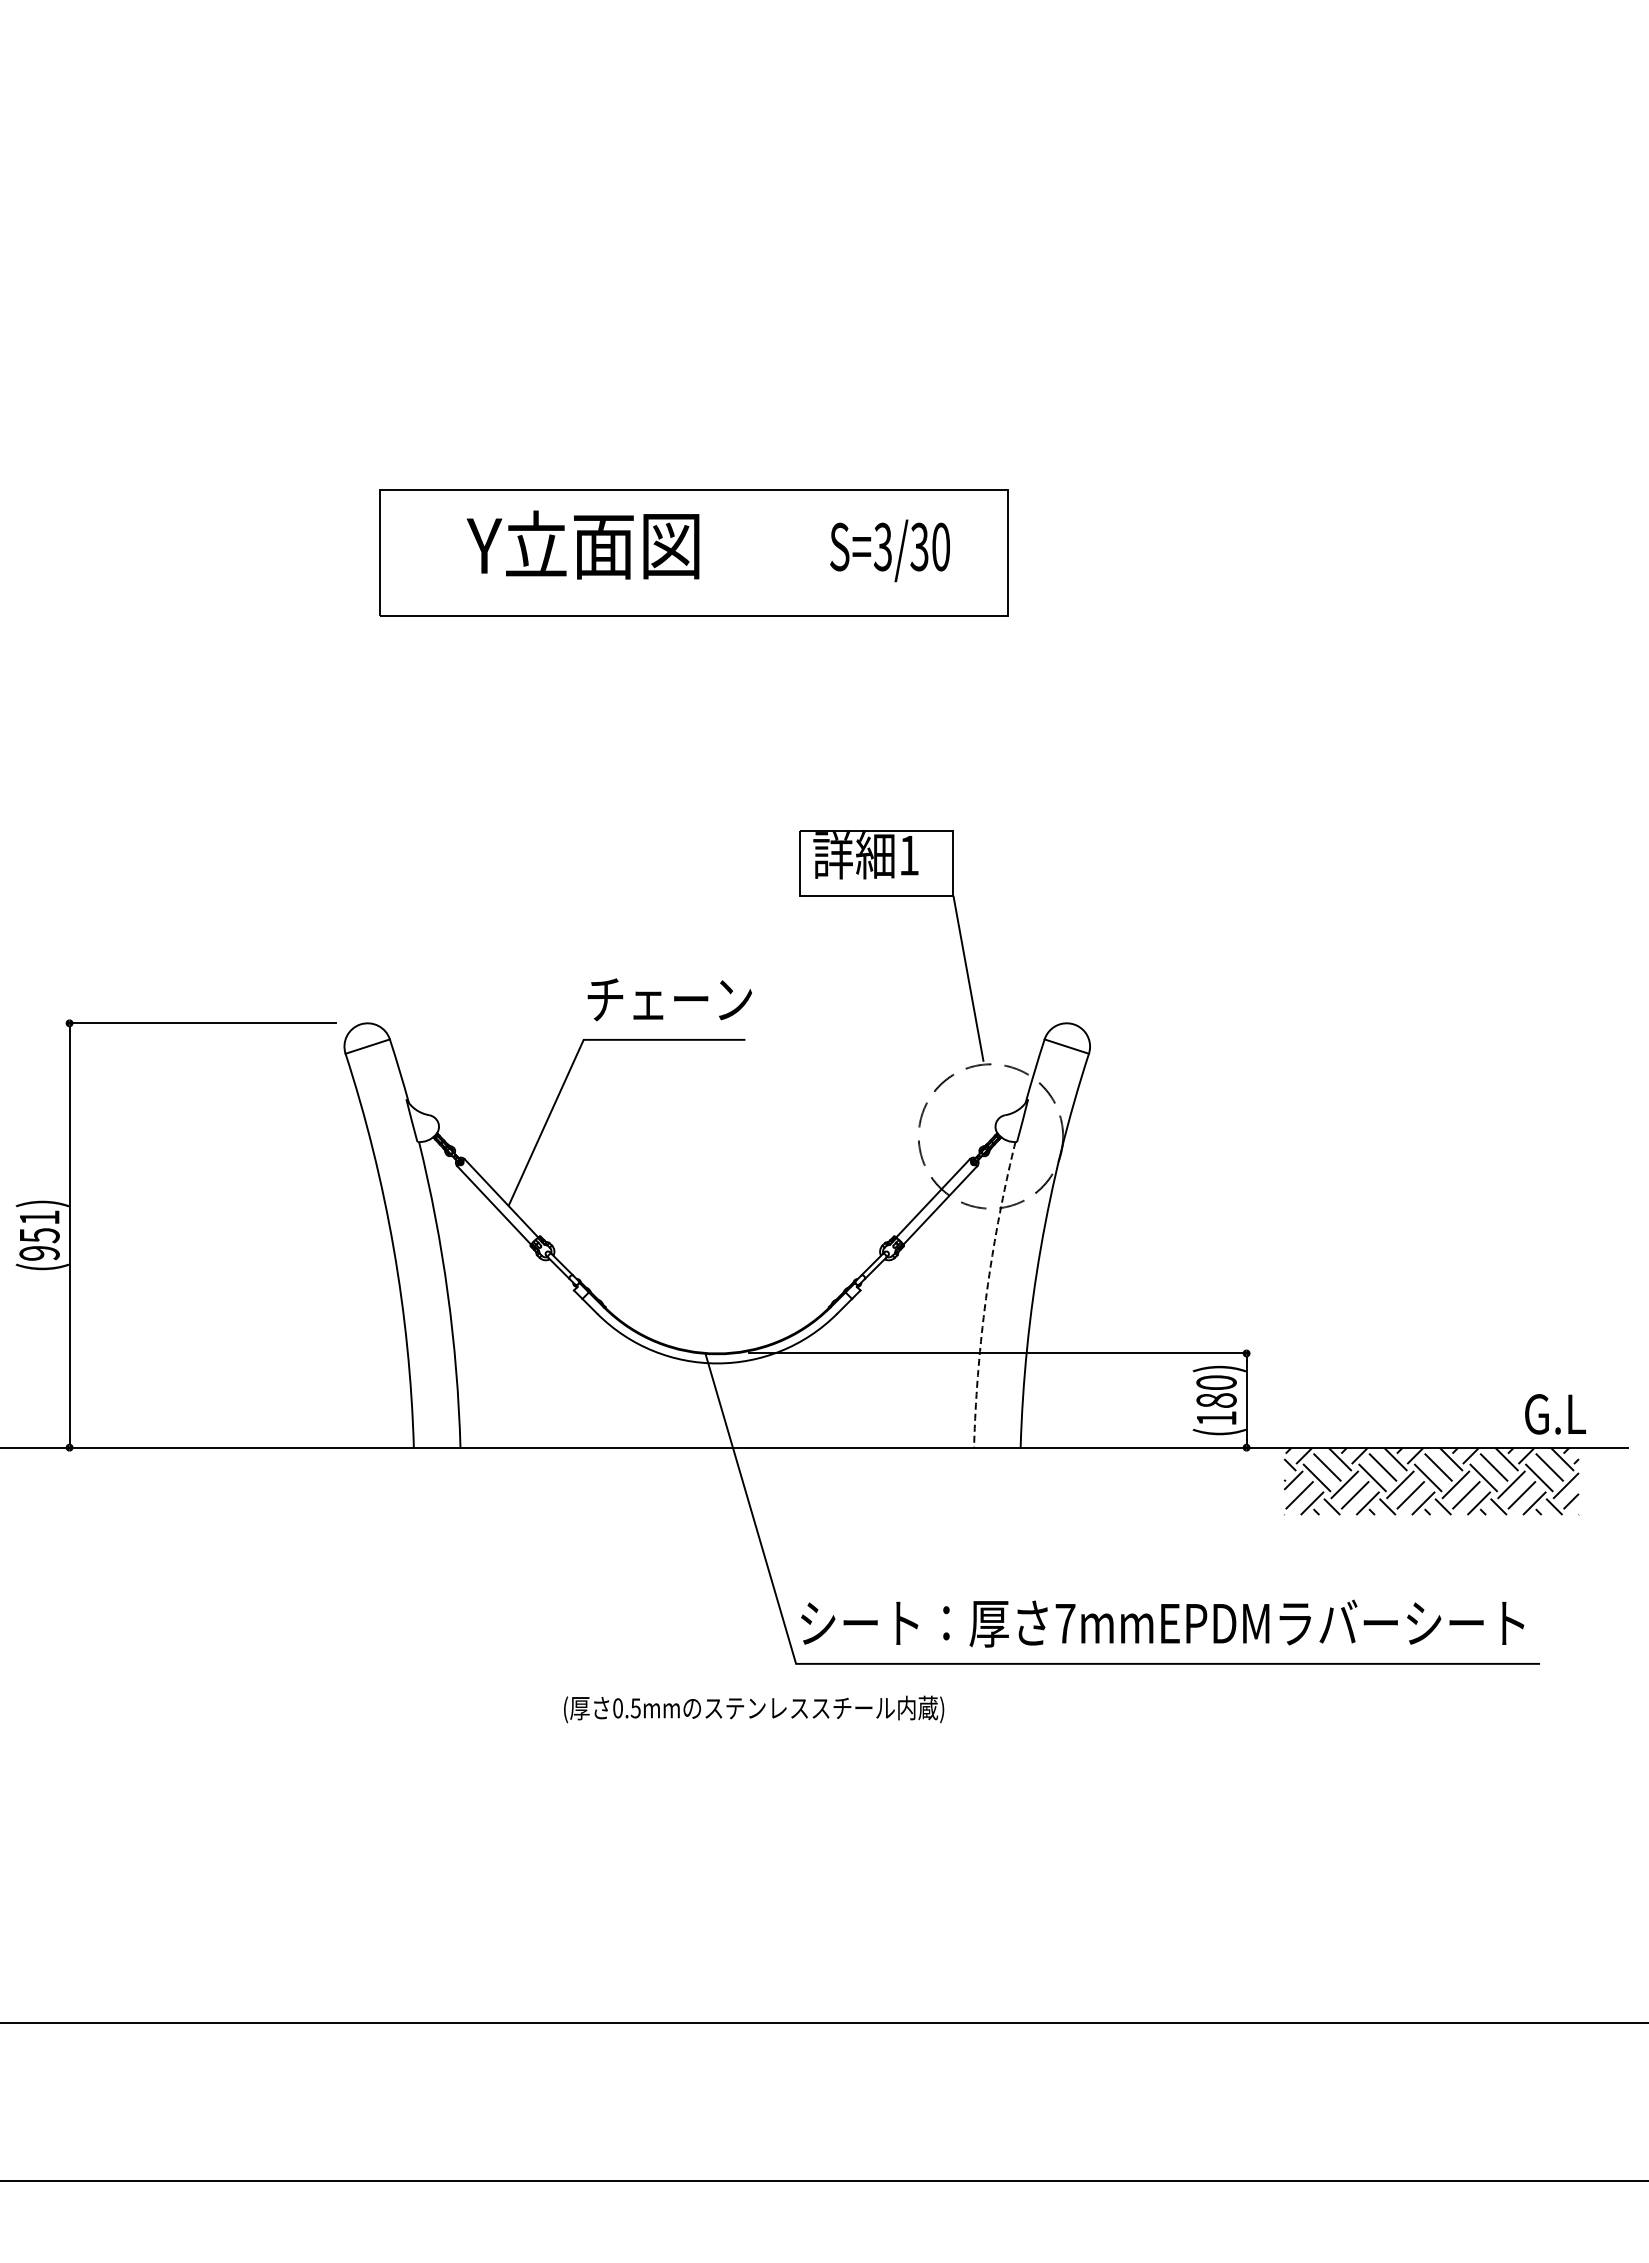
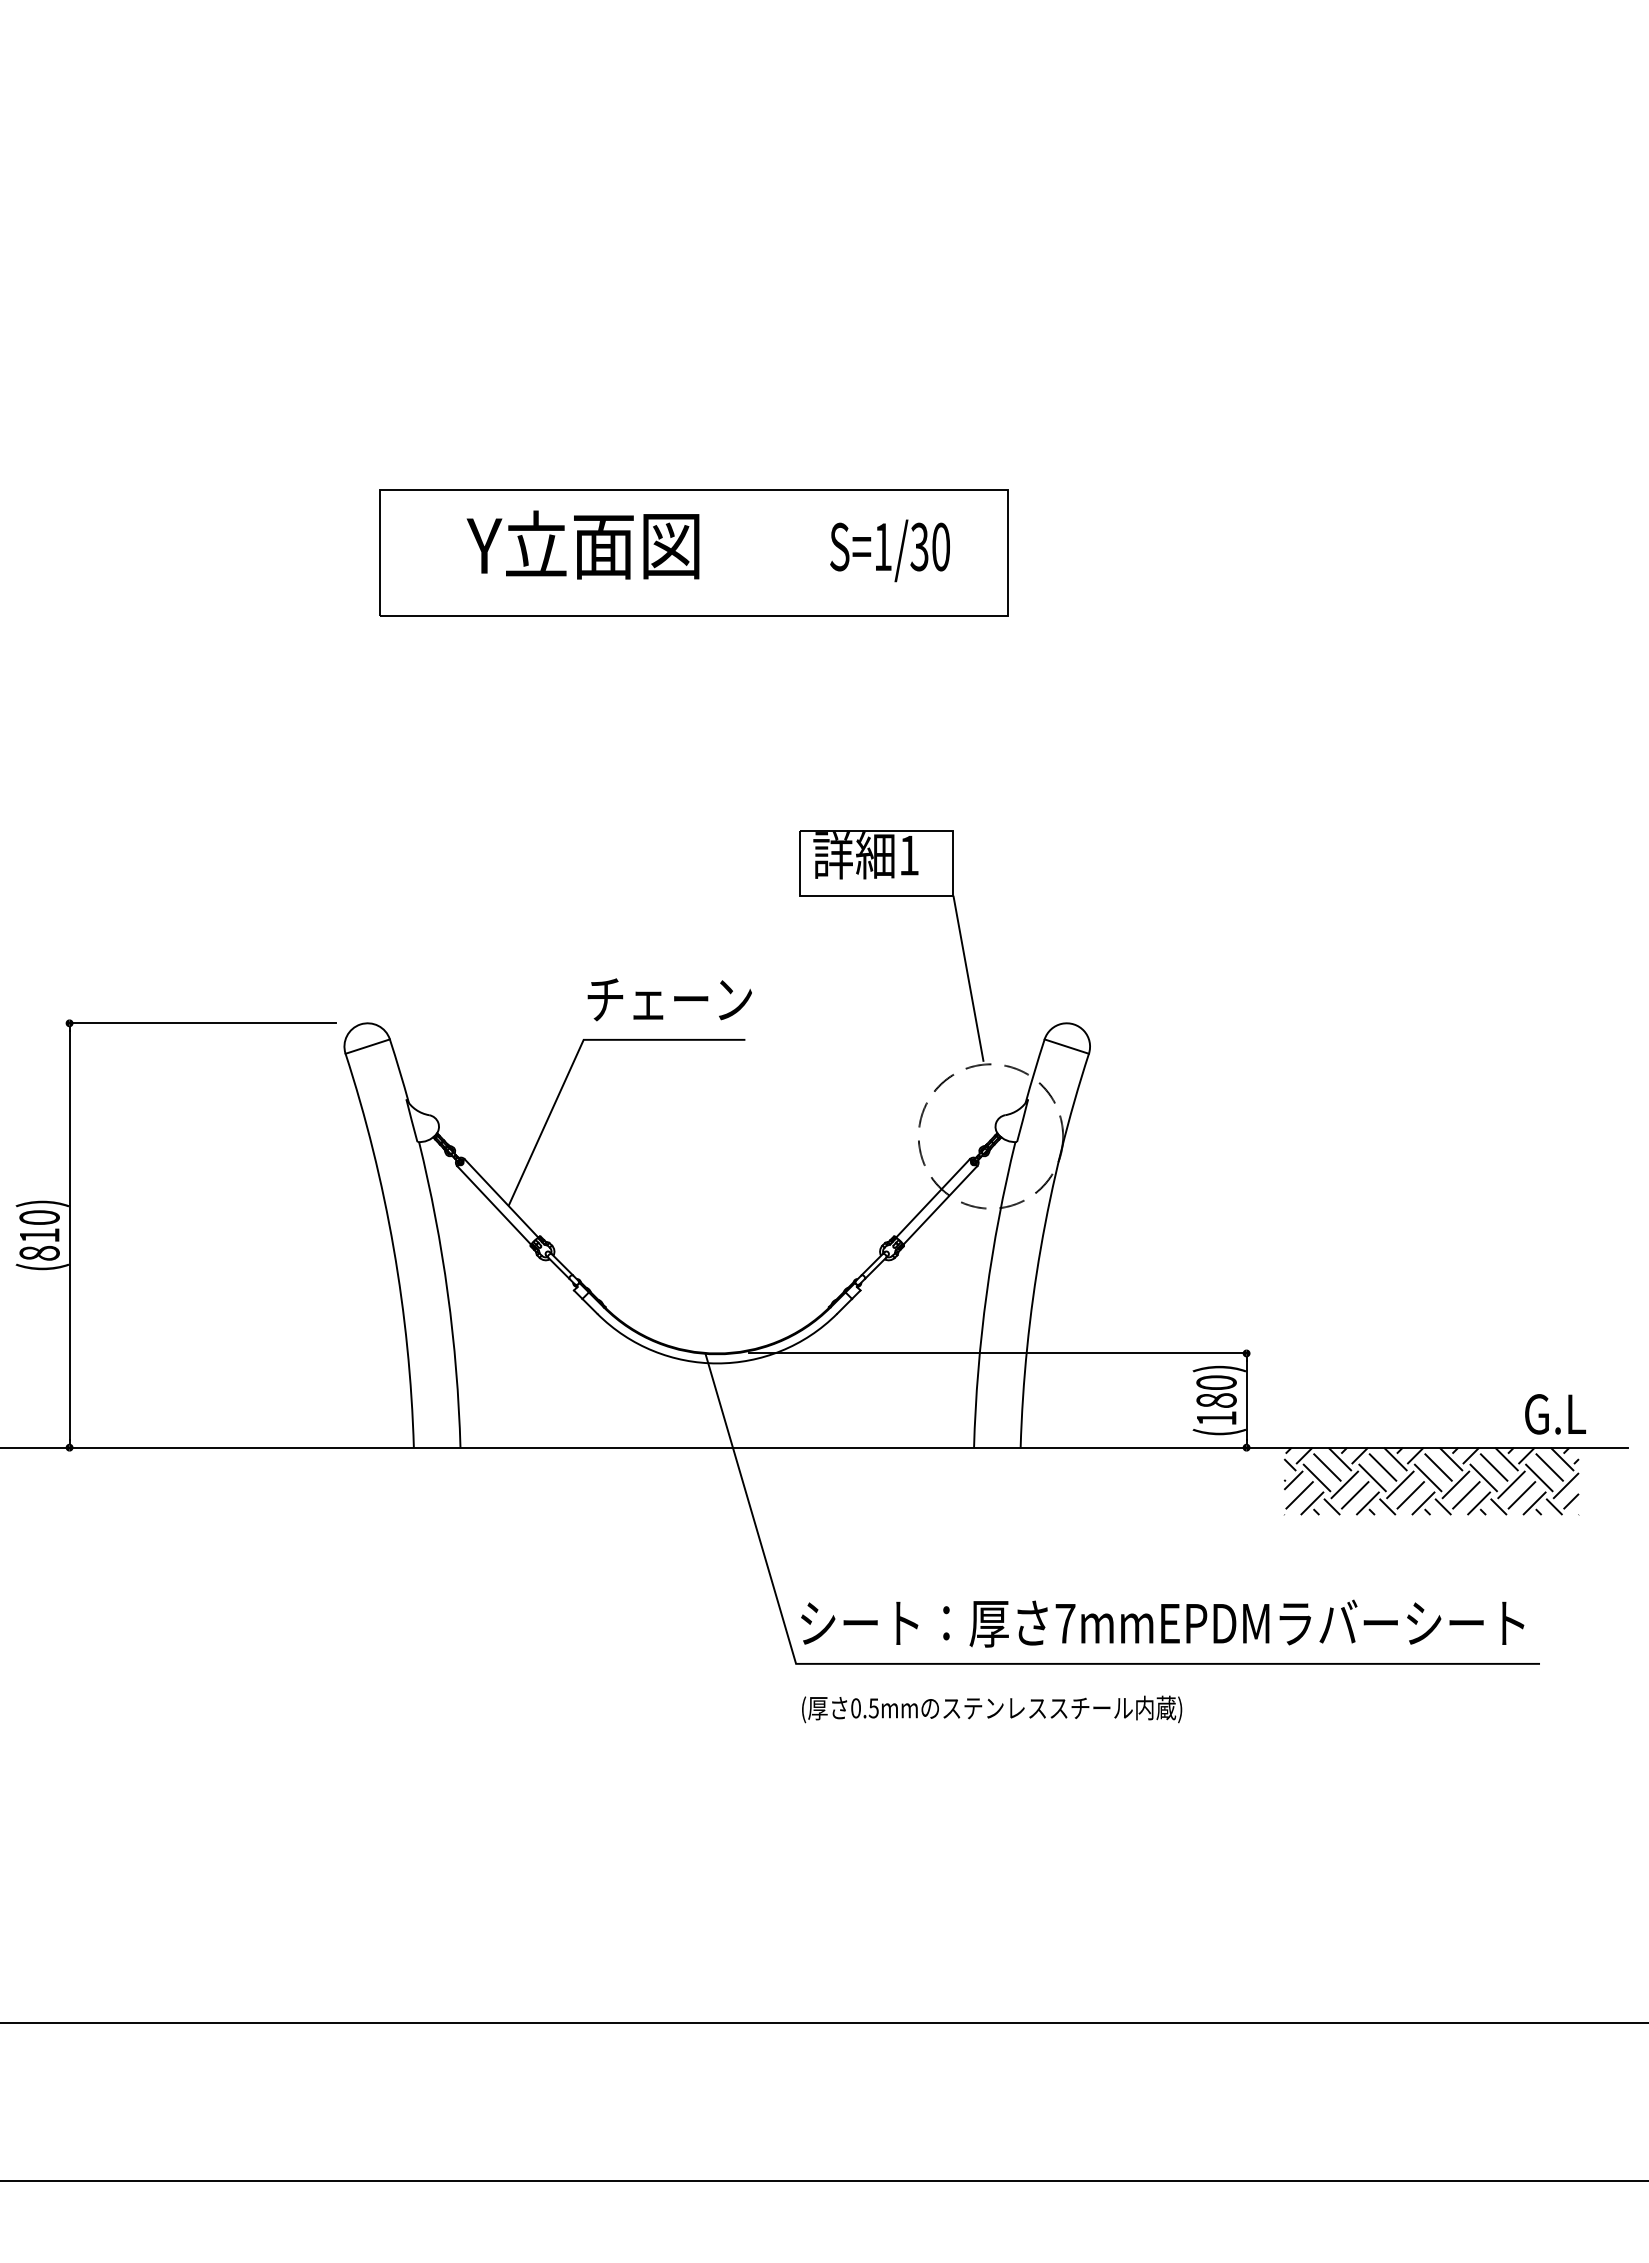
text: S=3/30 -> S=1/30 (882, 546)
text: (951) -> (810) (39, 1235)
arc: dashed -> solid (986, 1293)
text position: (754, 1709) -> (992, 1709) (992, 1709)
